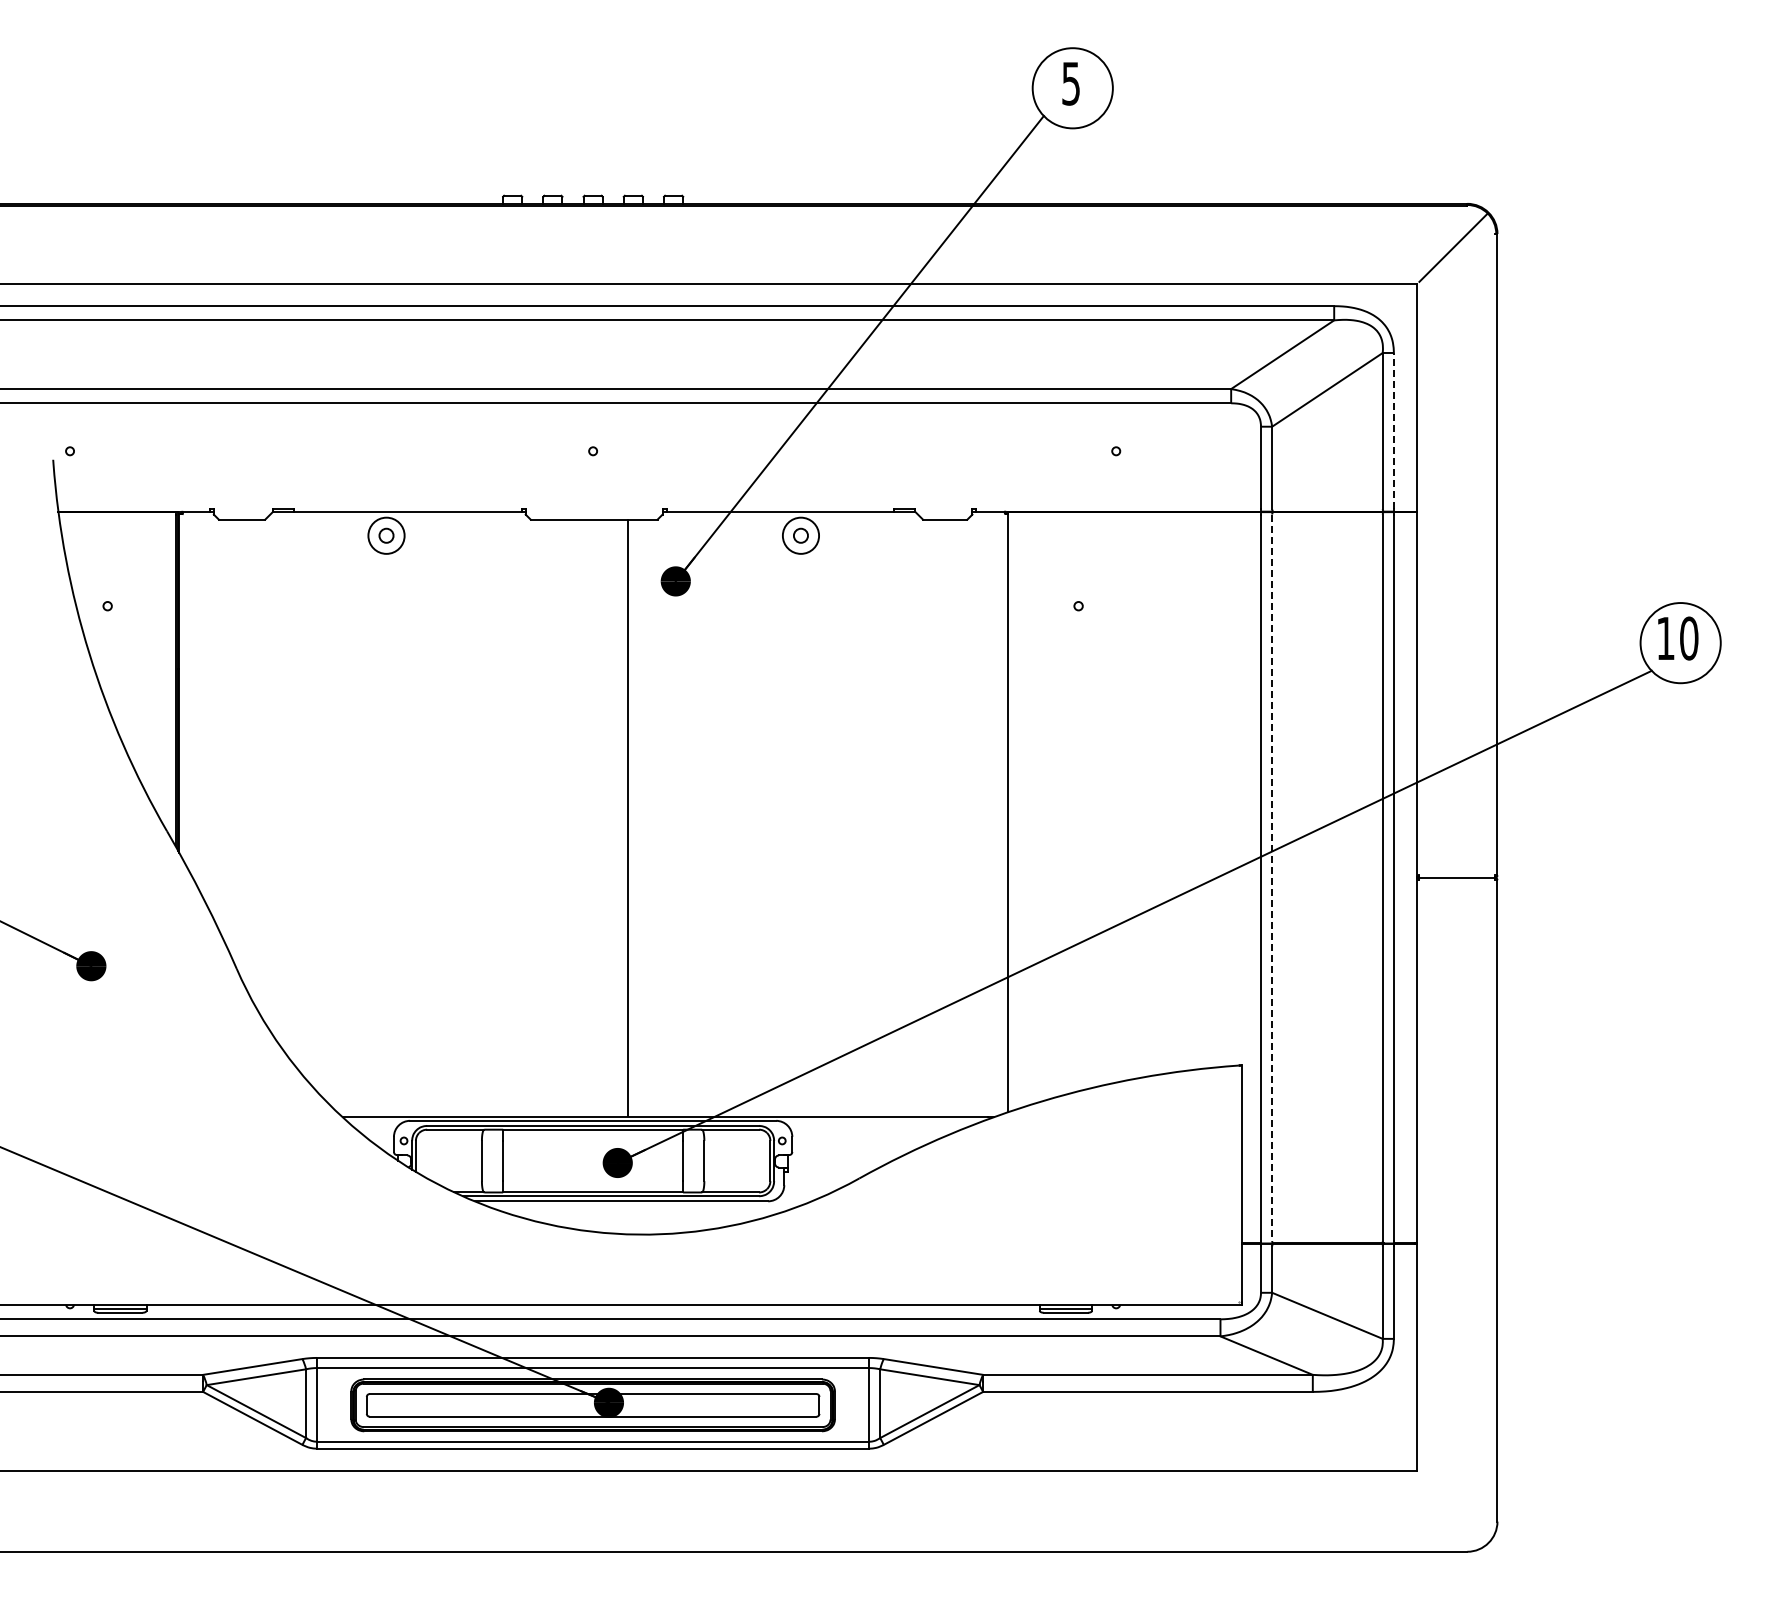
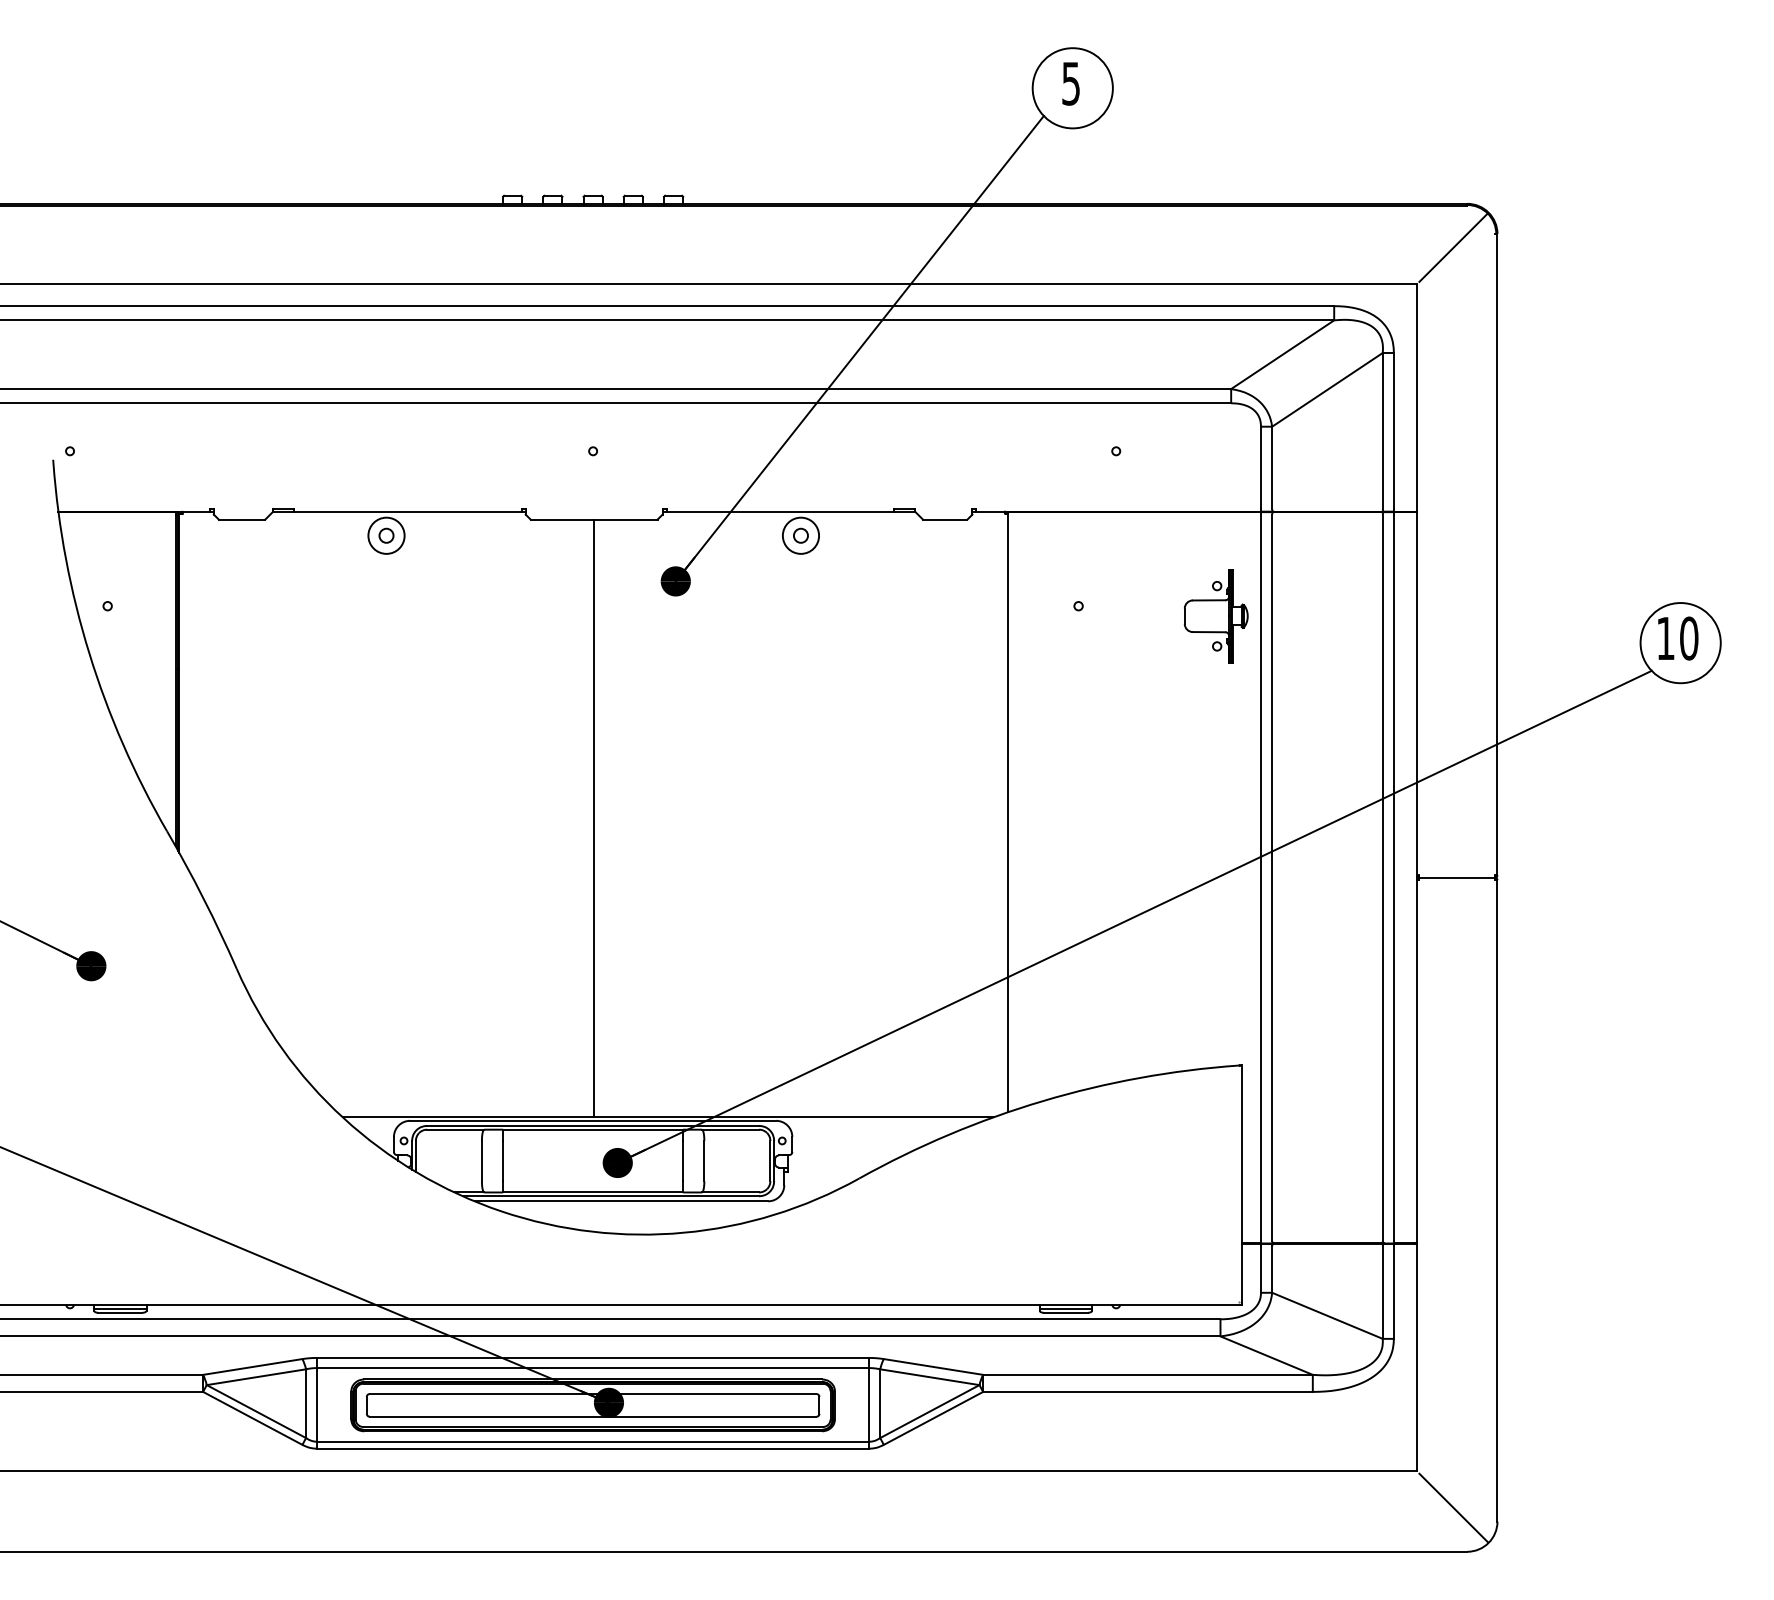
line: dashed -> solid (1393, 430)
part: none -> present (1215, 616)
line position: (627, 817) -> (593, 817) (593, 817)
line: dashed -> solid (1272, 878)
line: none -> present (1453, 1507)
